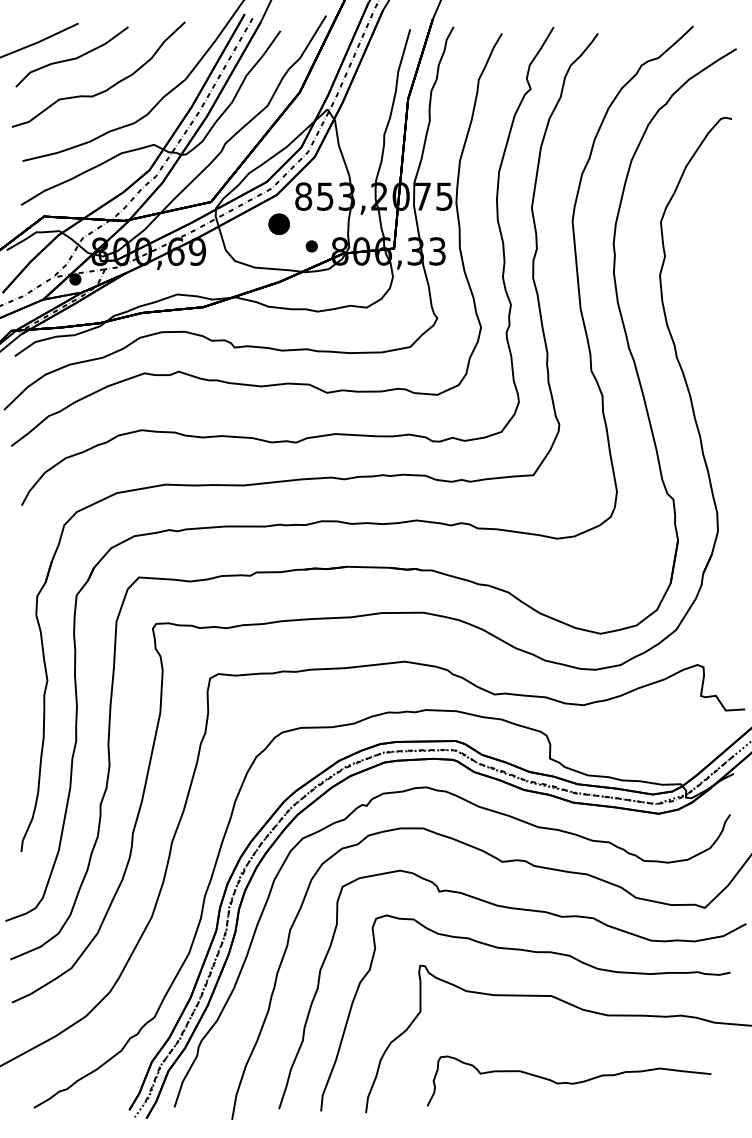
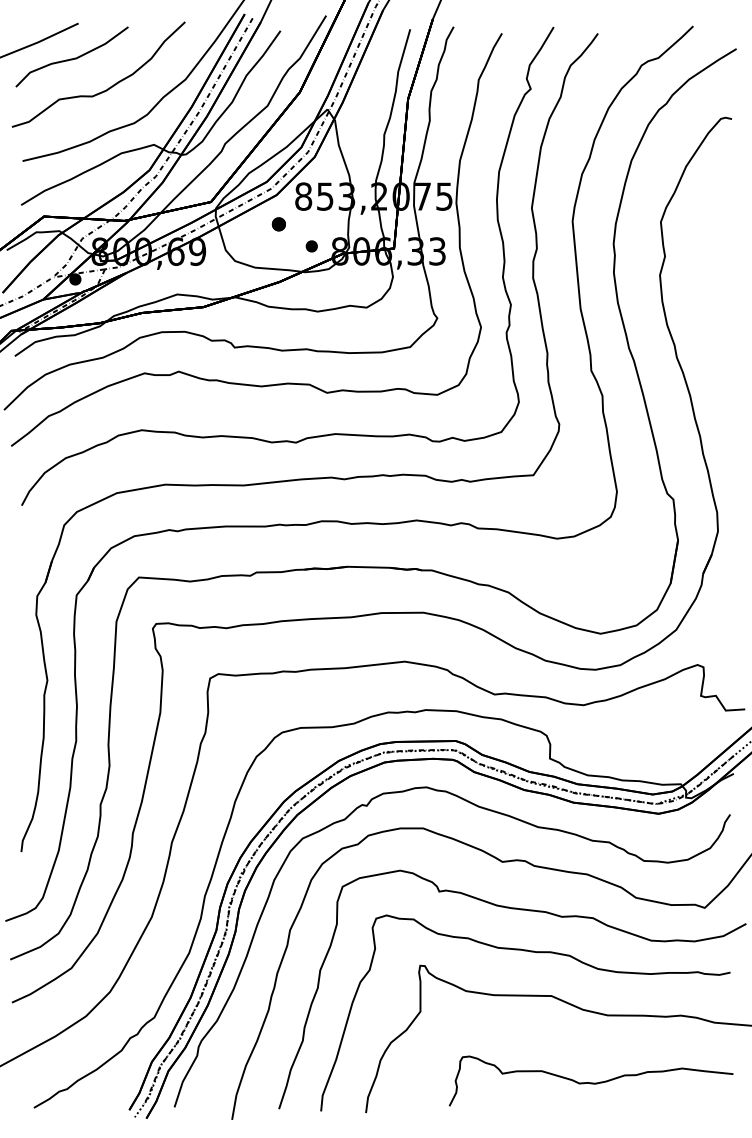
part size: 22x22 px -> 15x15 px (278, 224)
curve position: (568, 1082) -> (590, 1082) (590, 1082)
